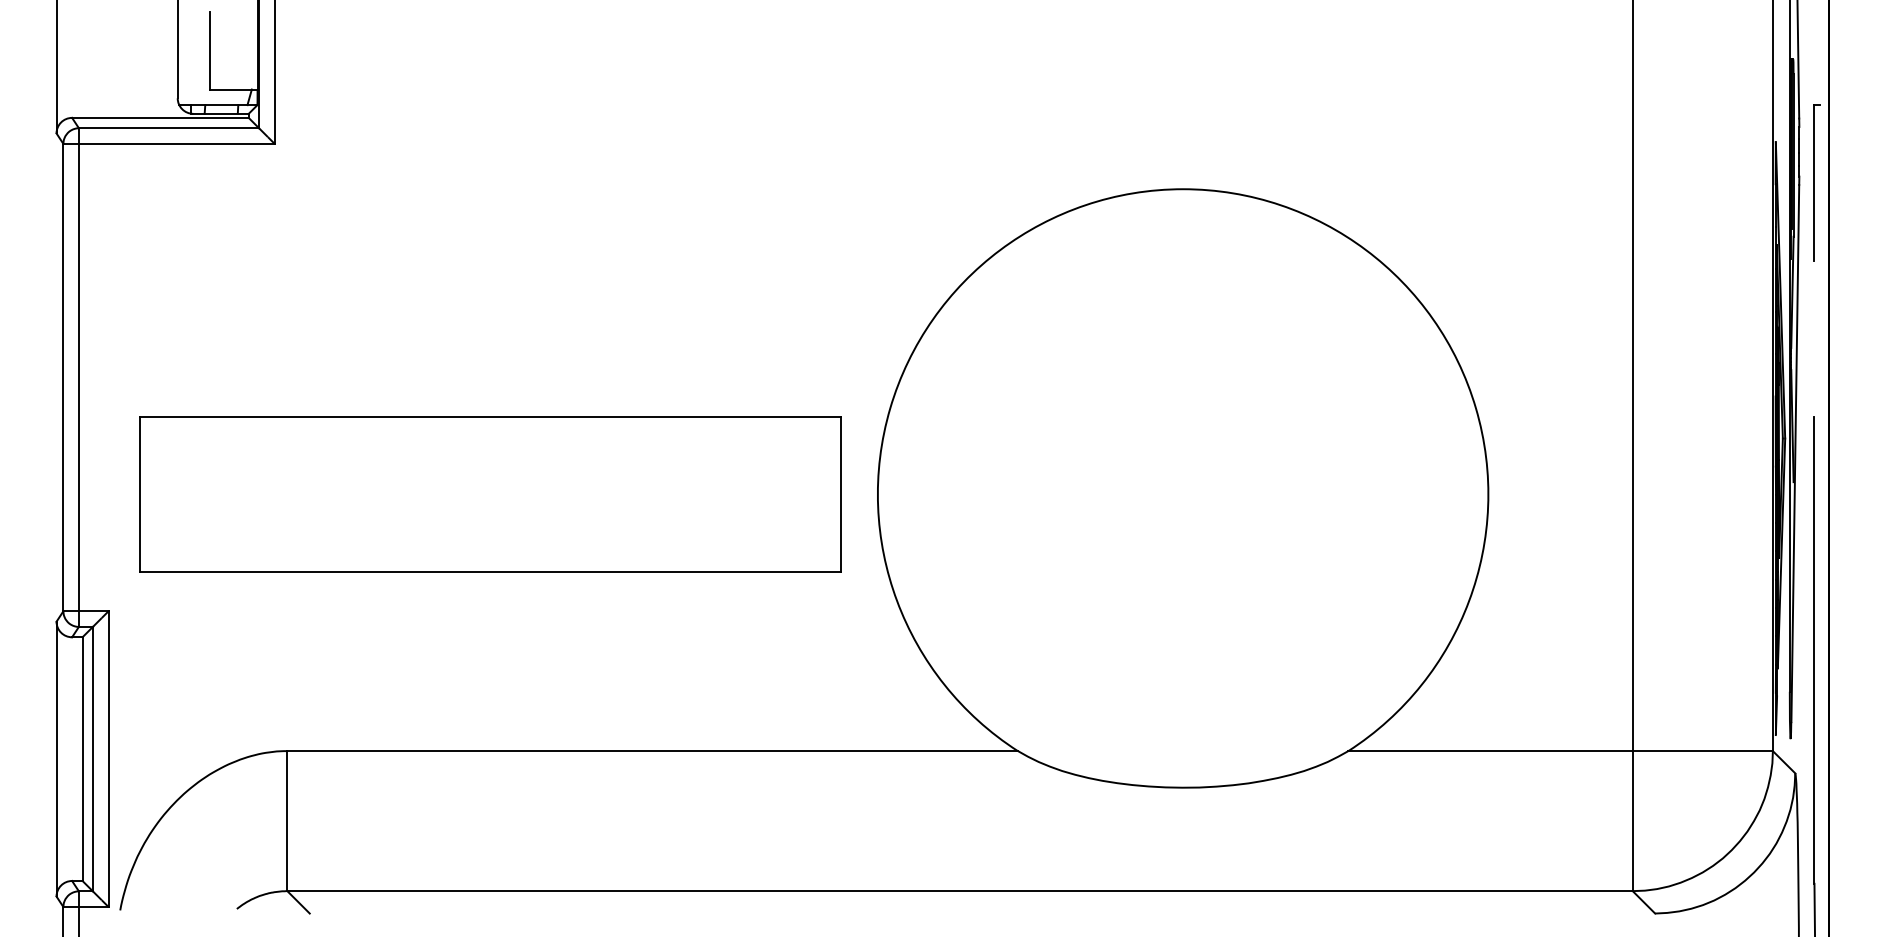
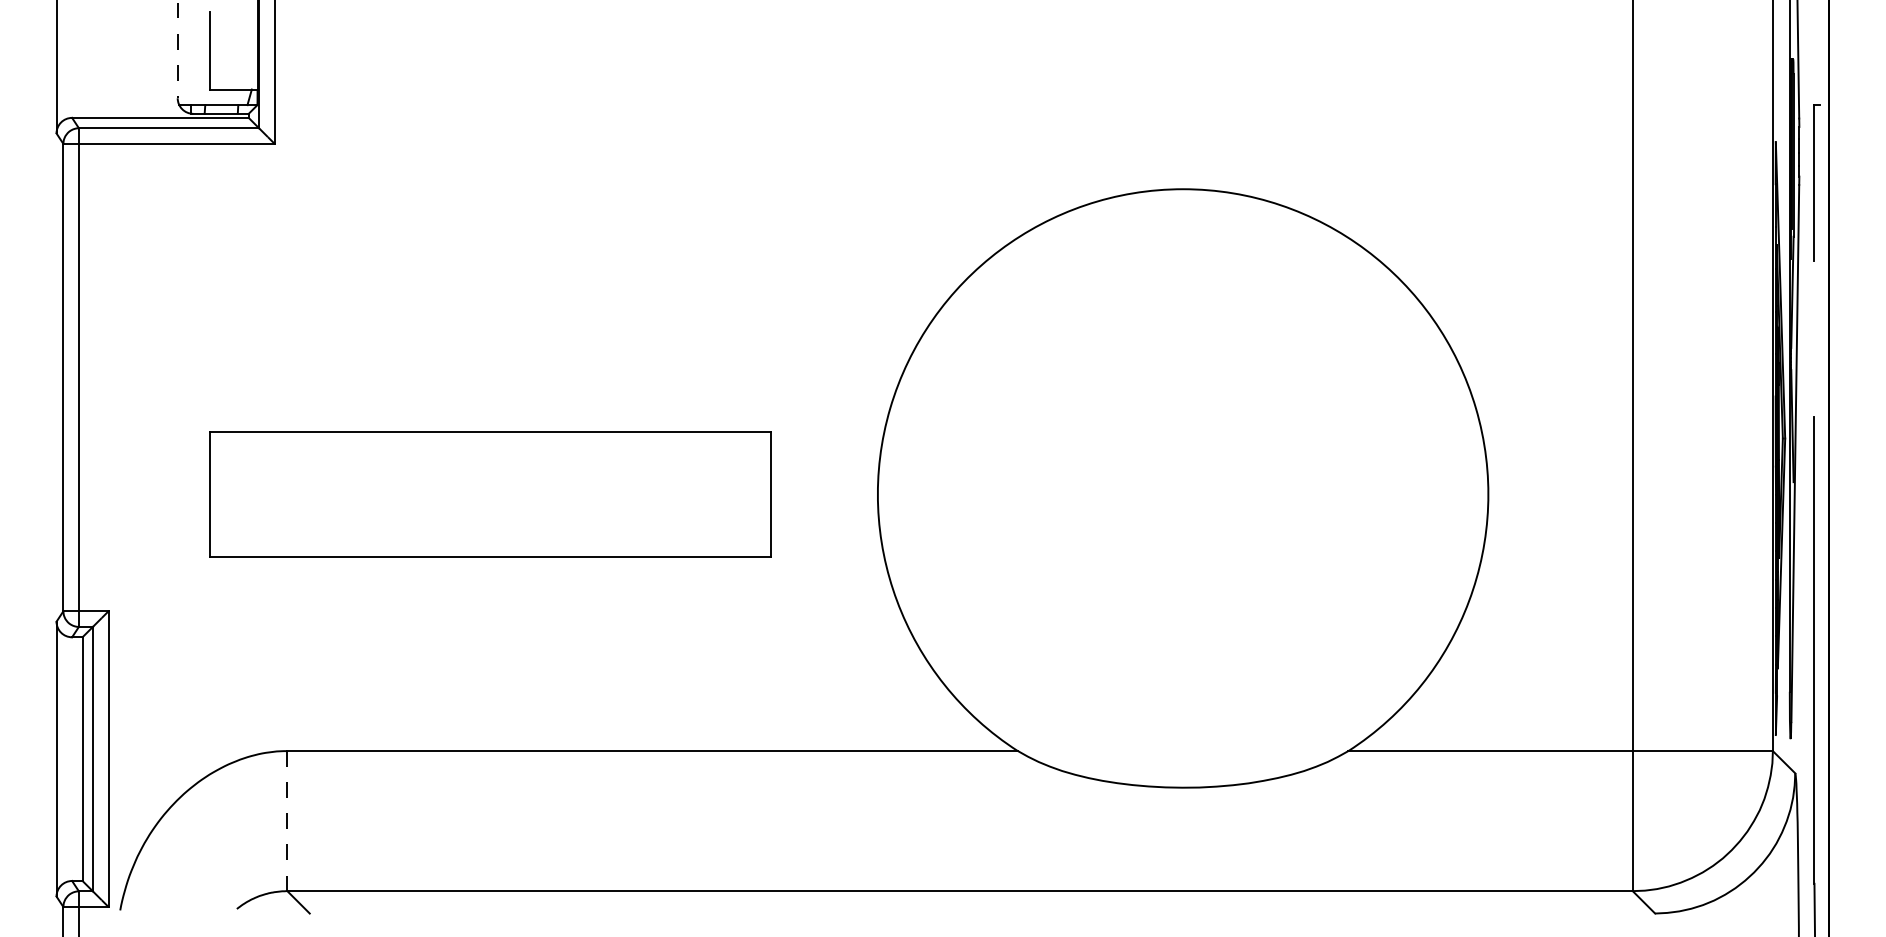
line: solid -> dashed (177, 49)
part size: 703x157 px -> 563x127 px (490, 494)
line: solid -> dashed (287, 820)
